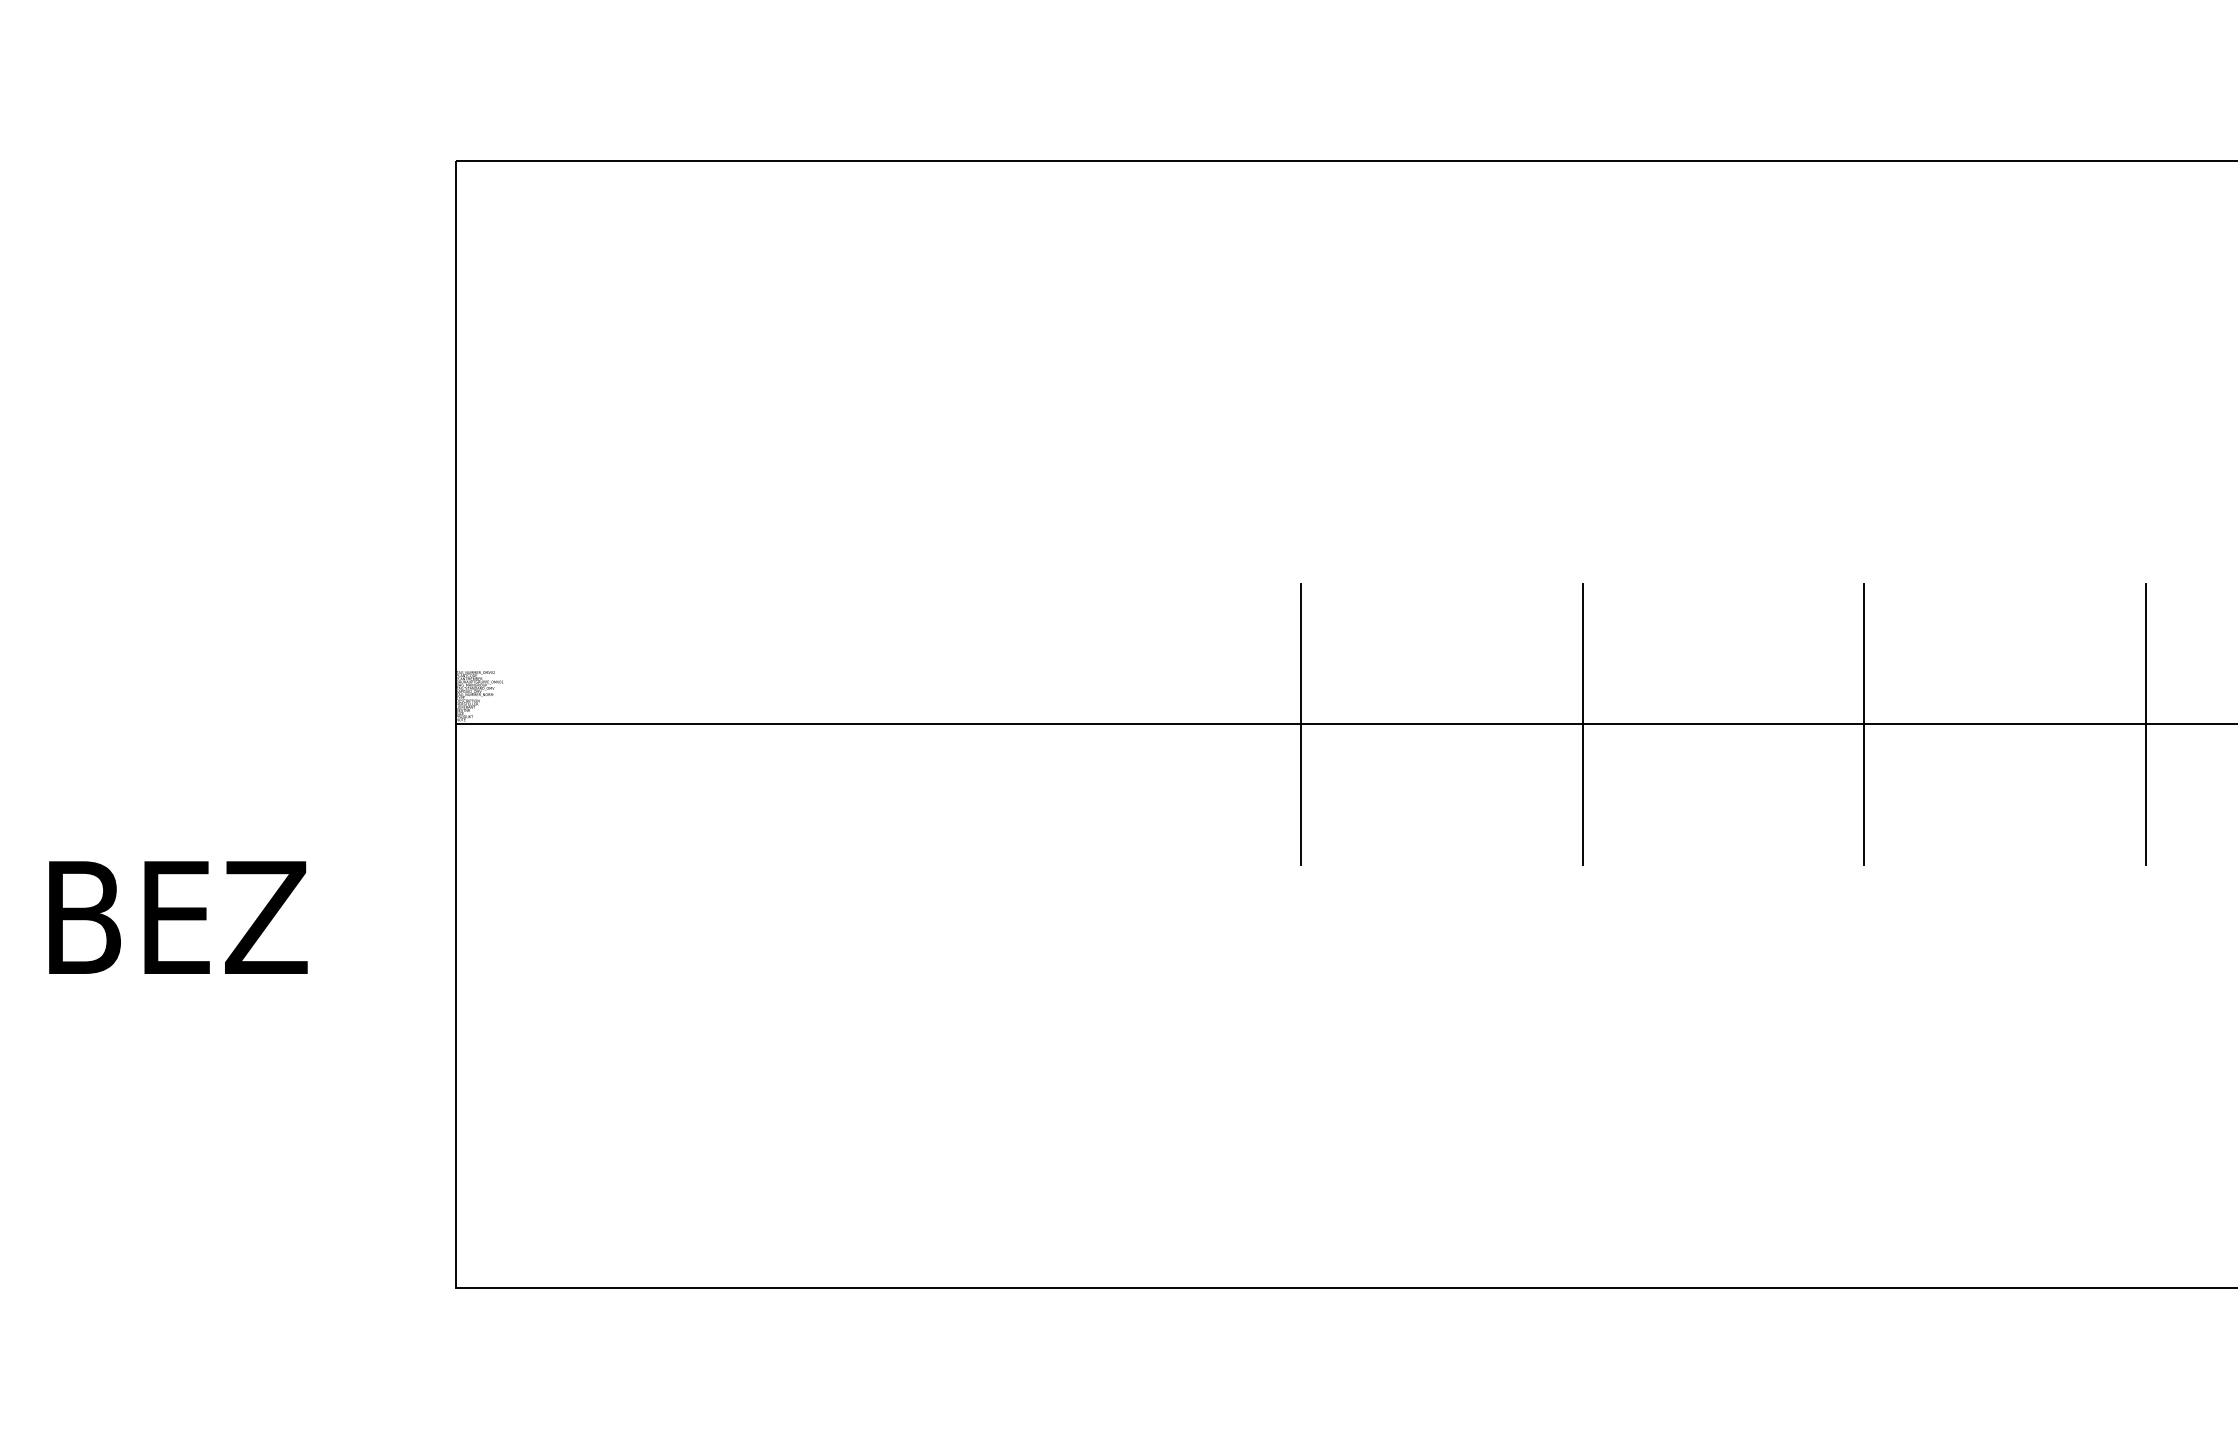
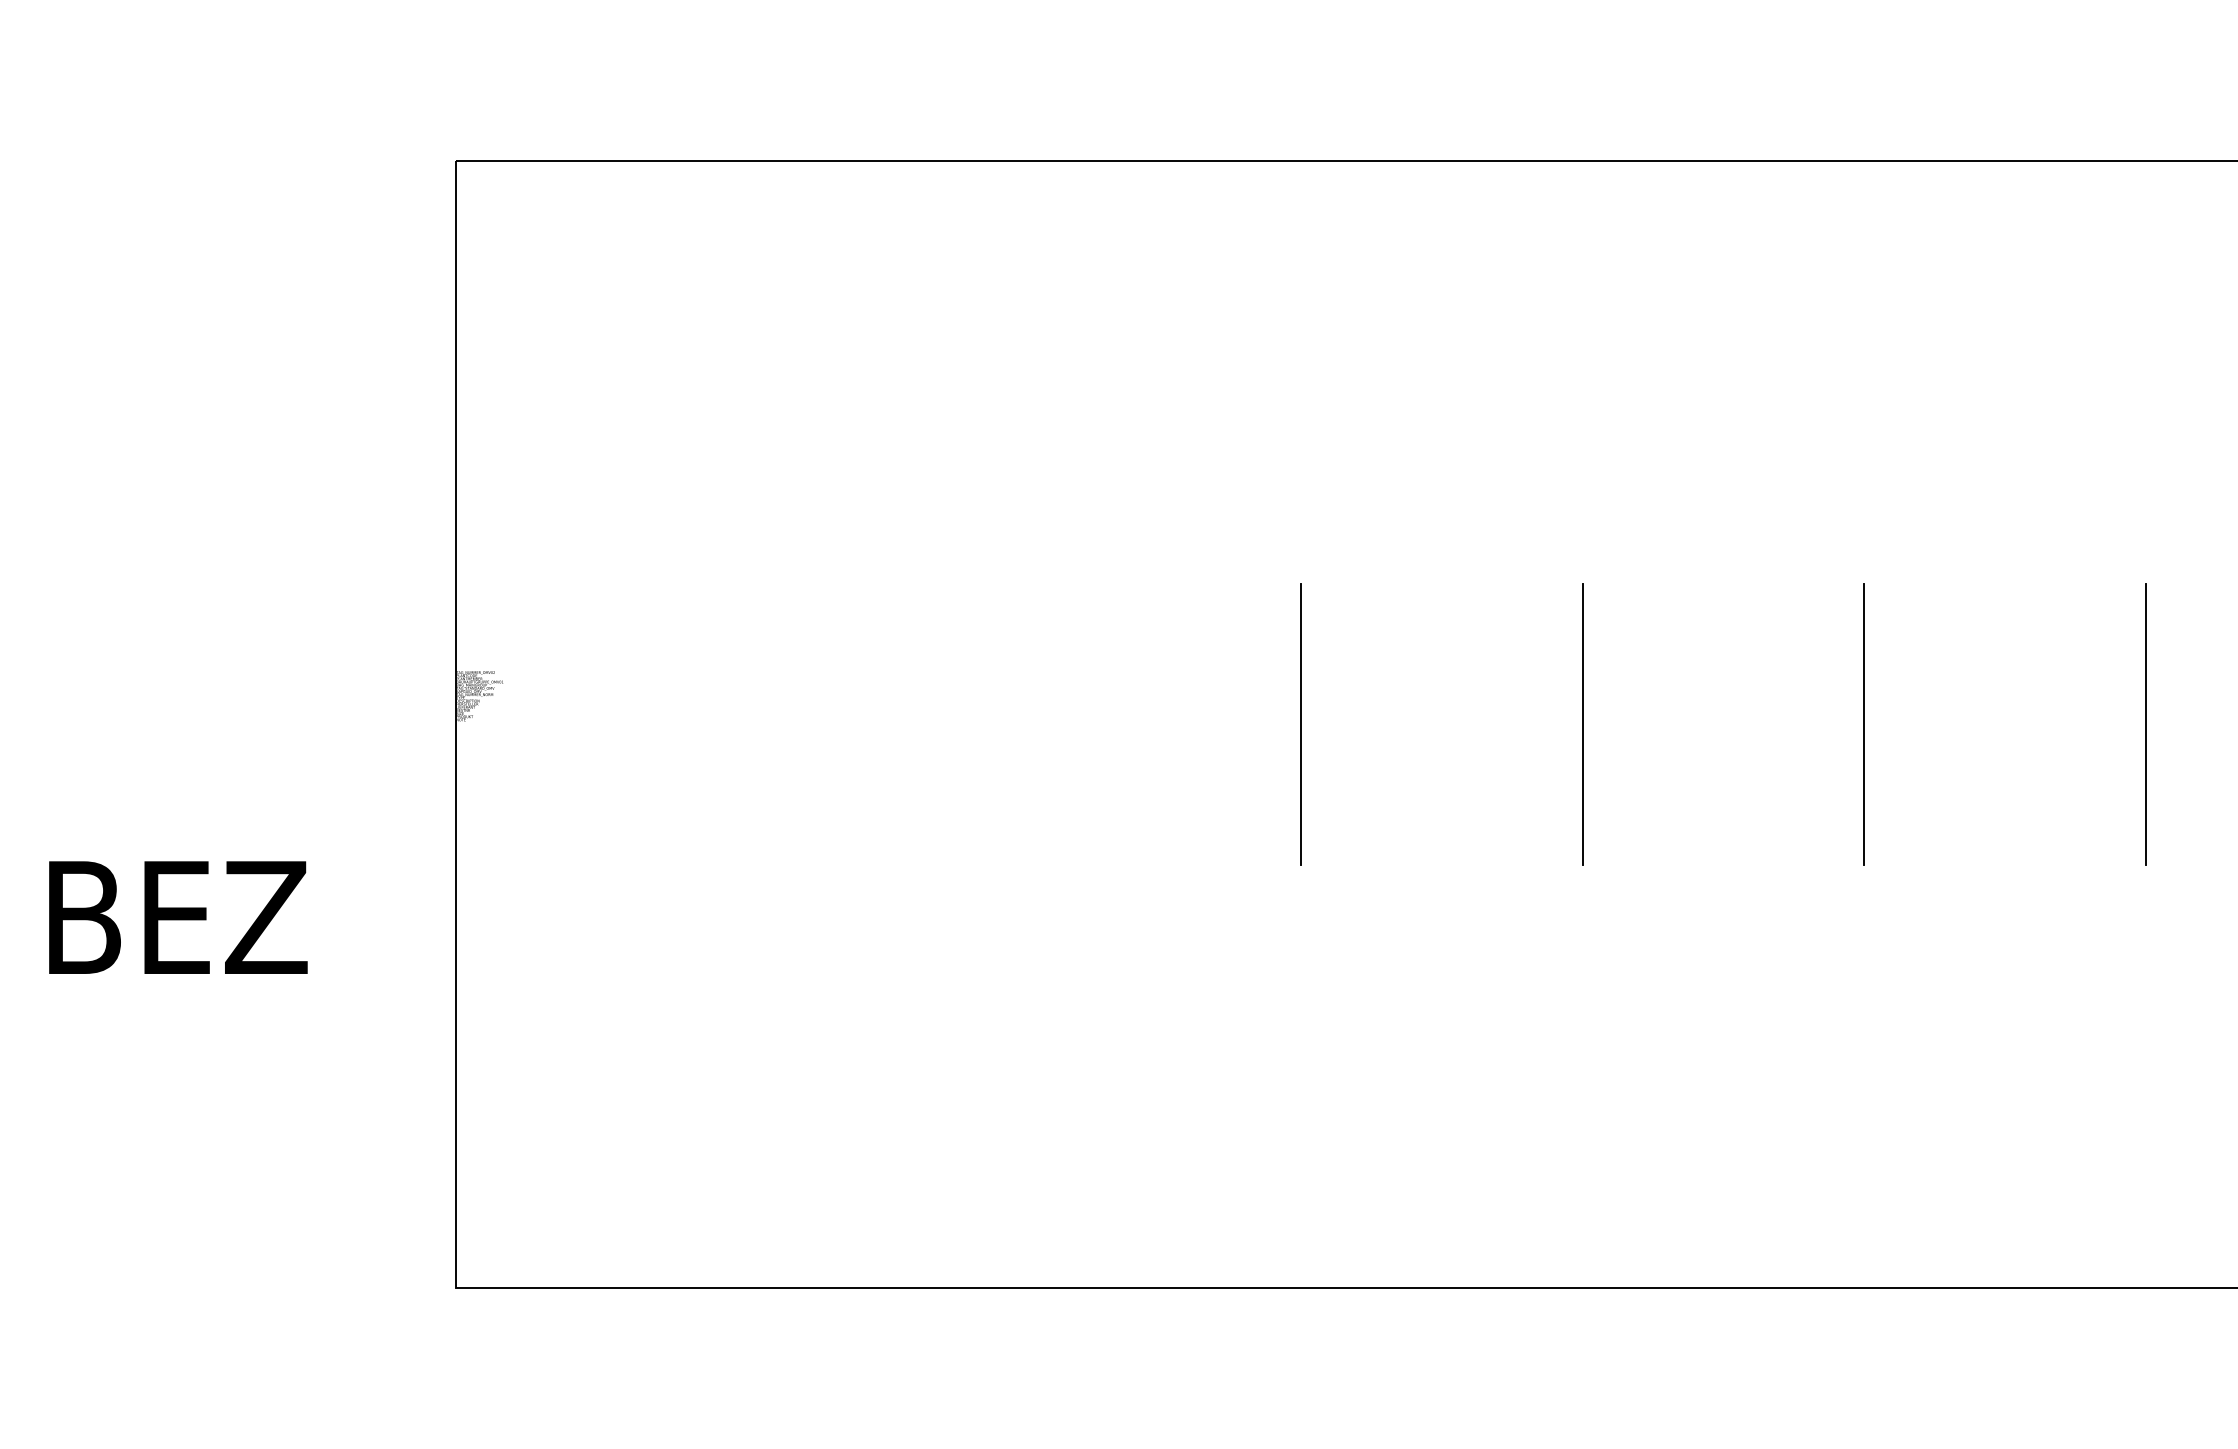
line: present -> none (1345, 724)
